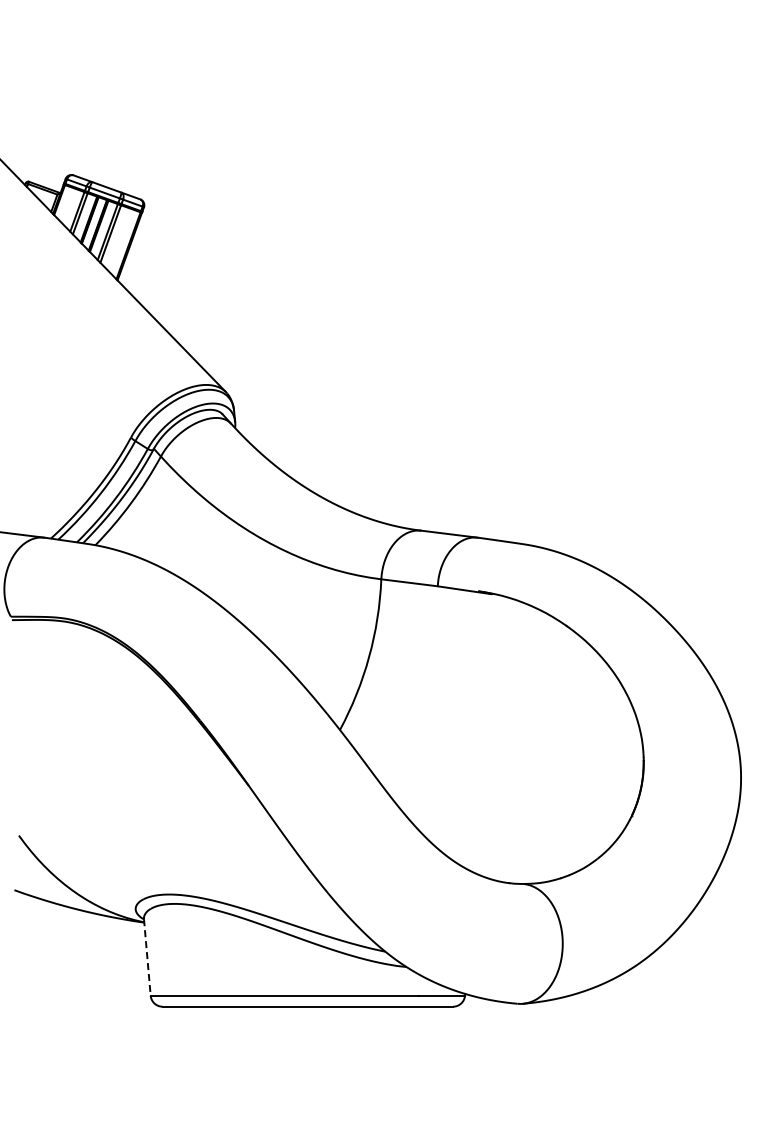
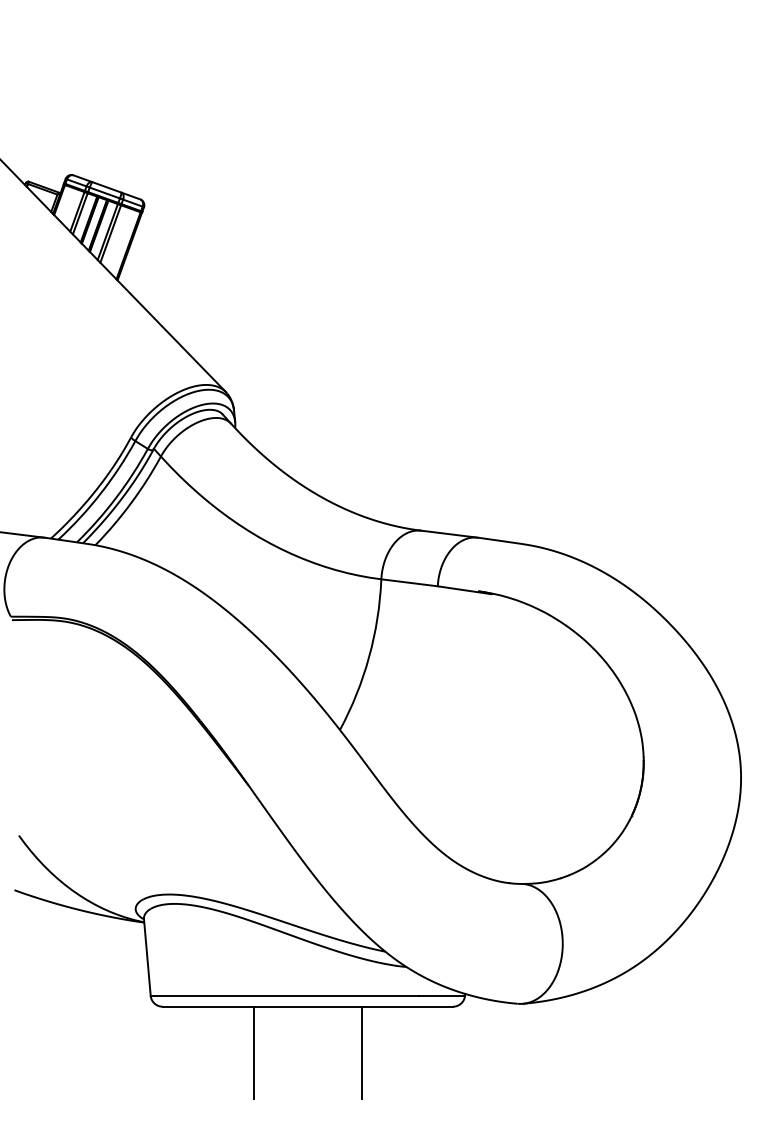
line: dashed -> solid (147, 957)
line: none -> present (253, 1052)
line: none -> present (361, 1052)
